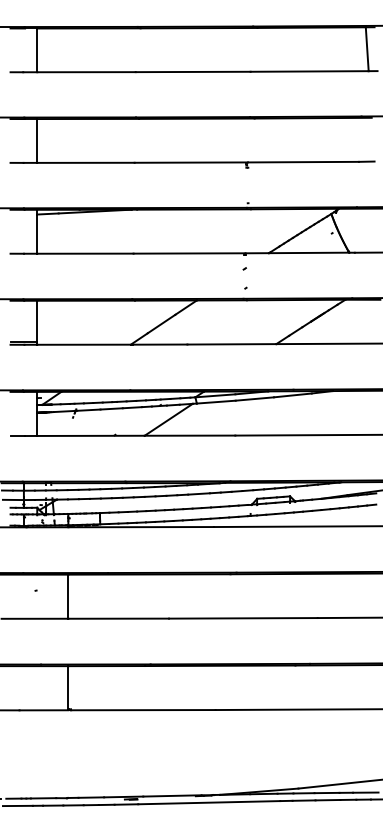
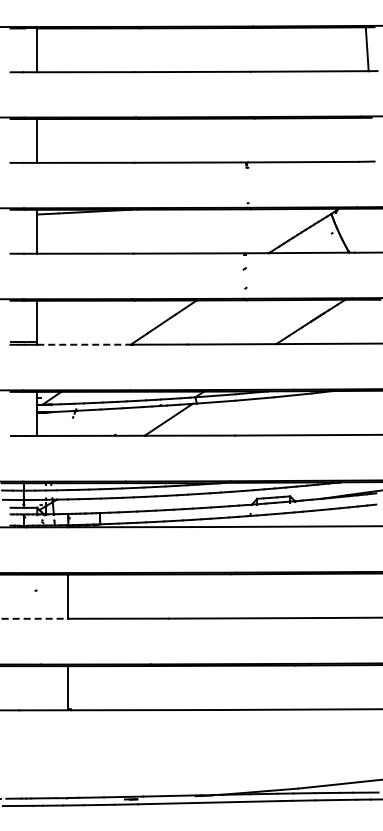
line: solid -> dashed (84, 344)
line: solid -> dashed (35, 618)
